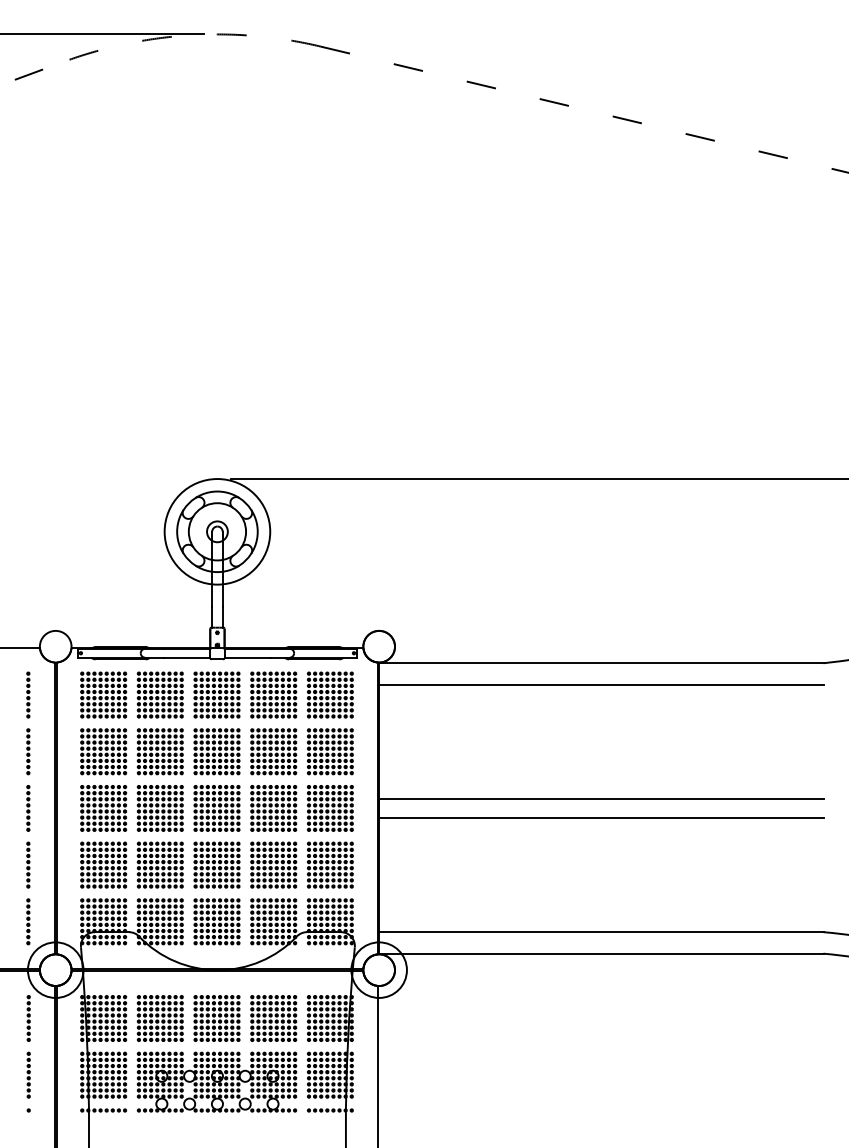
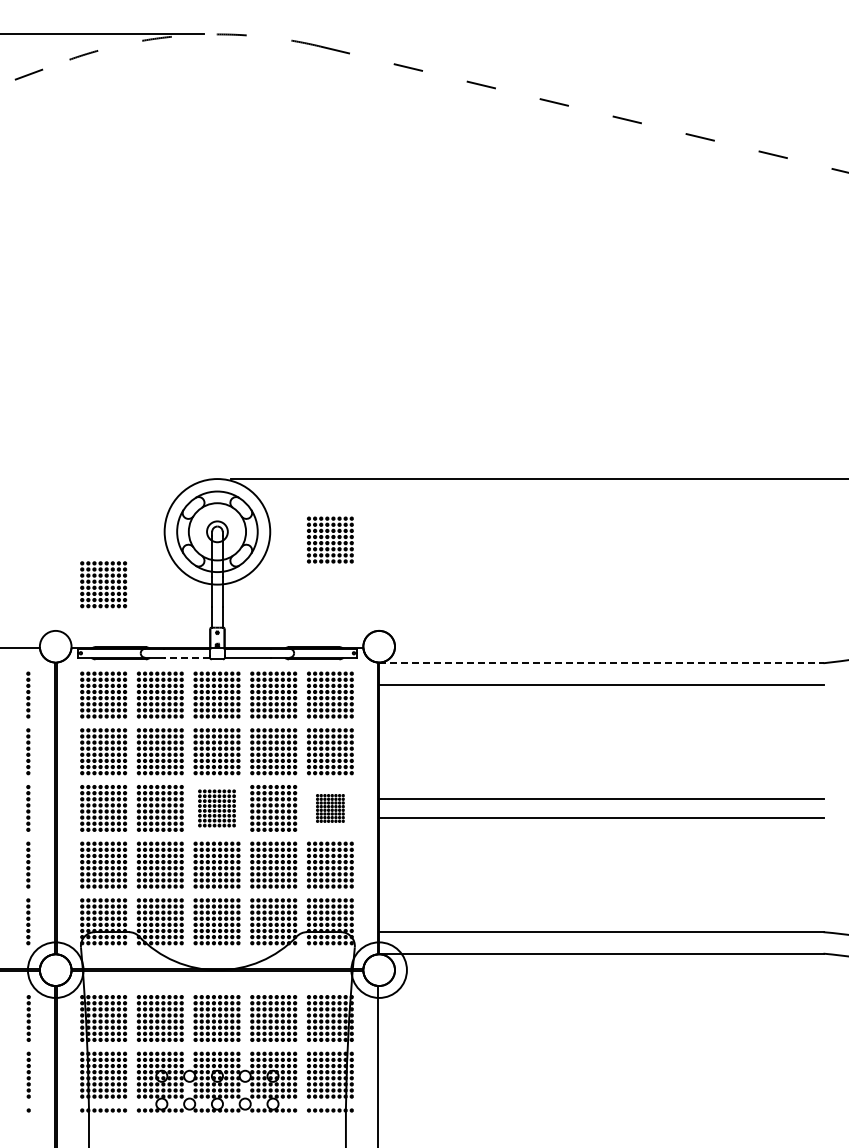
part: none -> present (330, 539)
part: none -> present (103, 584)
line: solid -> dashed (186, 657)
line: solid -> dashed (601, 663)
part size: 48x47 px -> 38x39 px (216, 808)
part size: 47x47 px -> 29x29 px (330, 808)
